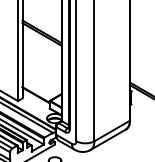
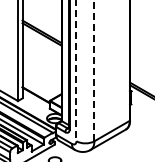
line: solid -> dashed (94, 70)
line: solid -> dashed (76, 71)
